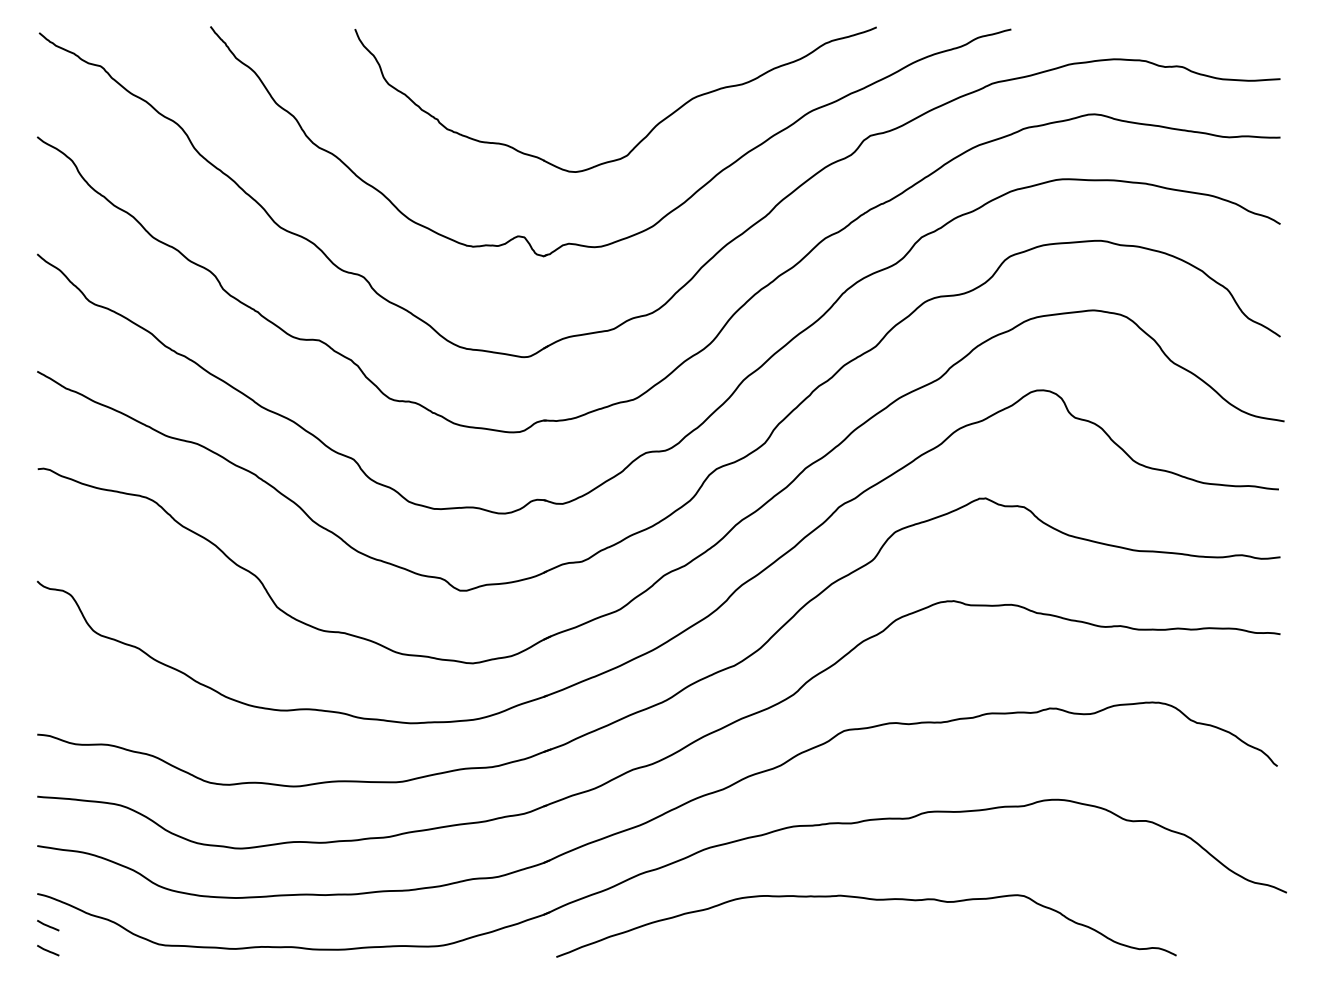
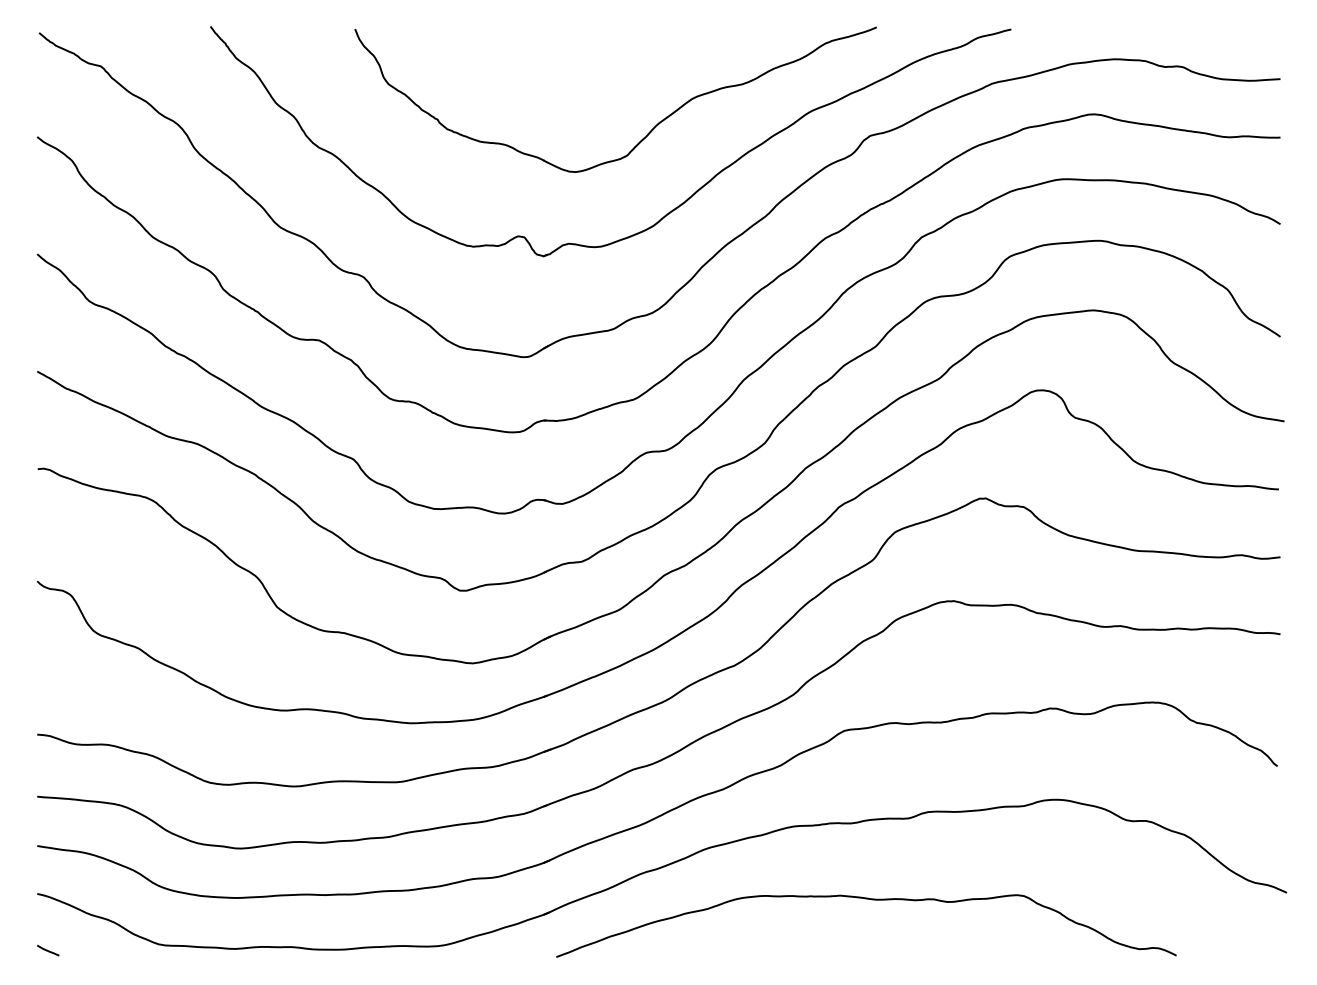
line: present -> none (48, 925)
